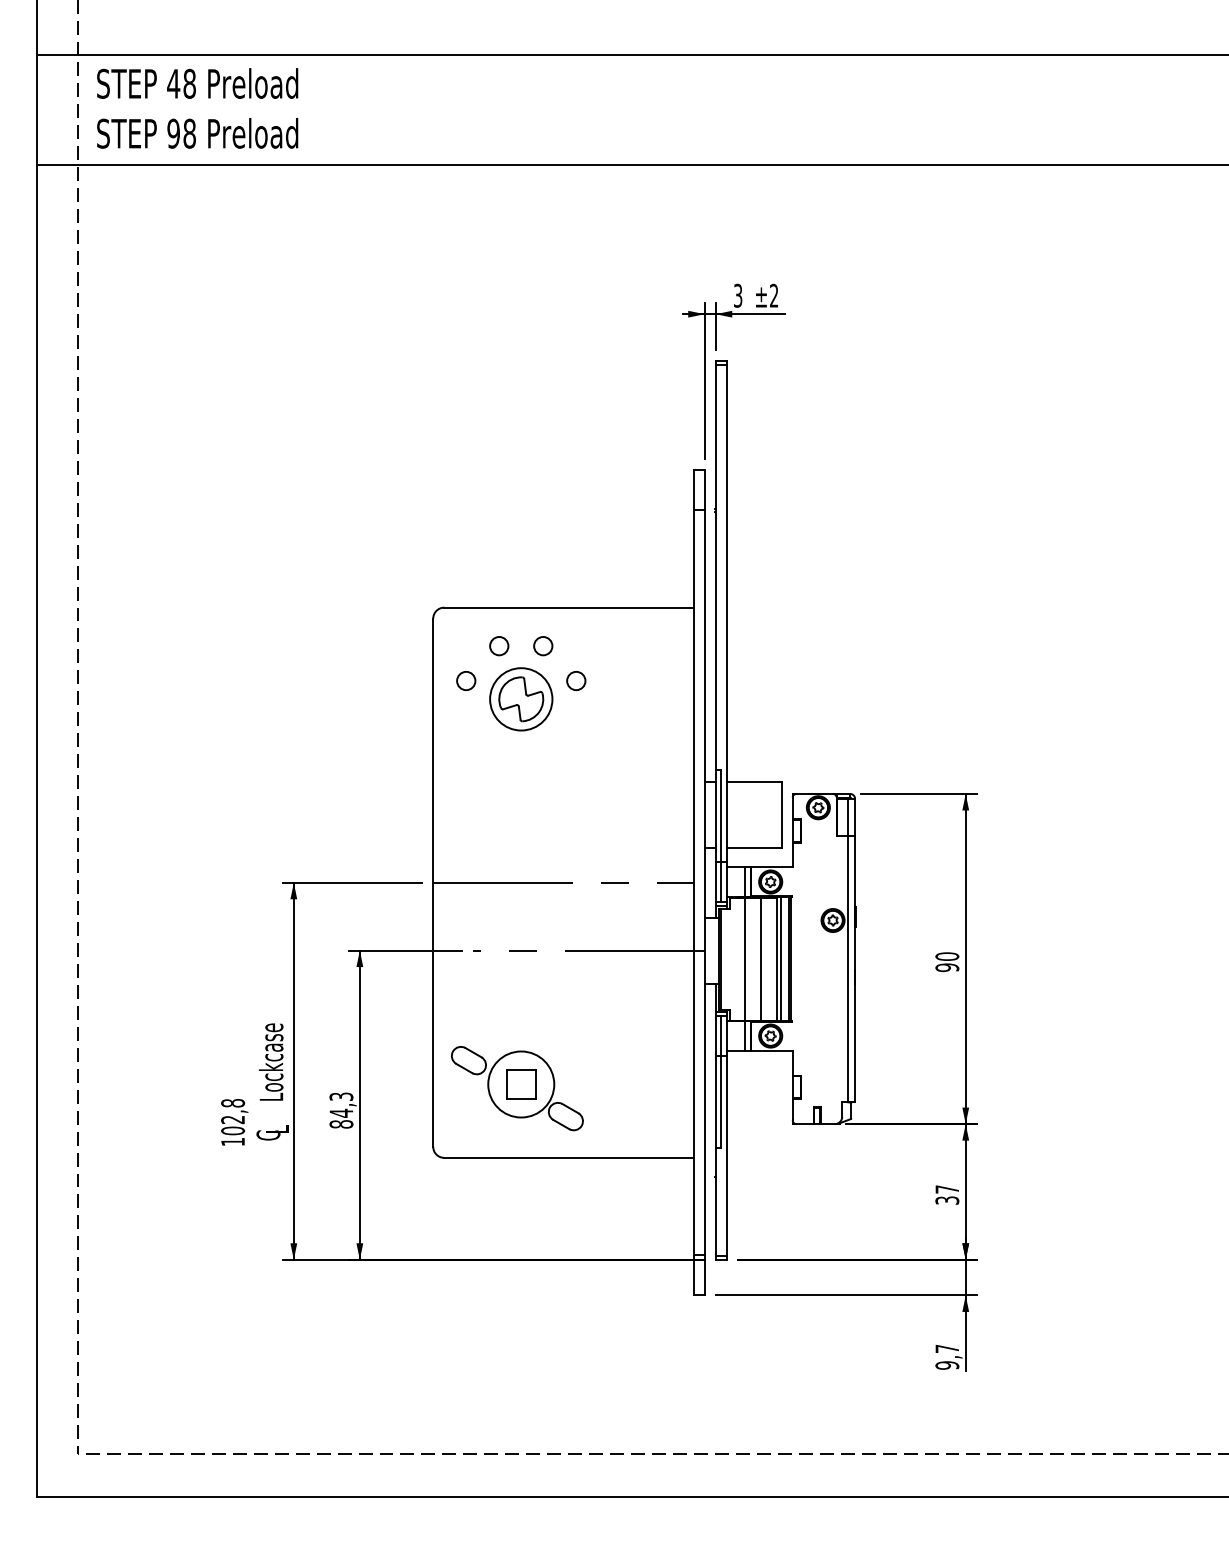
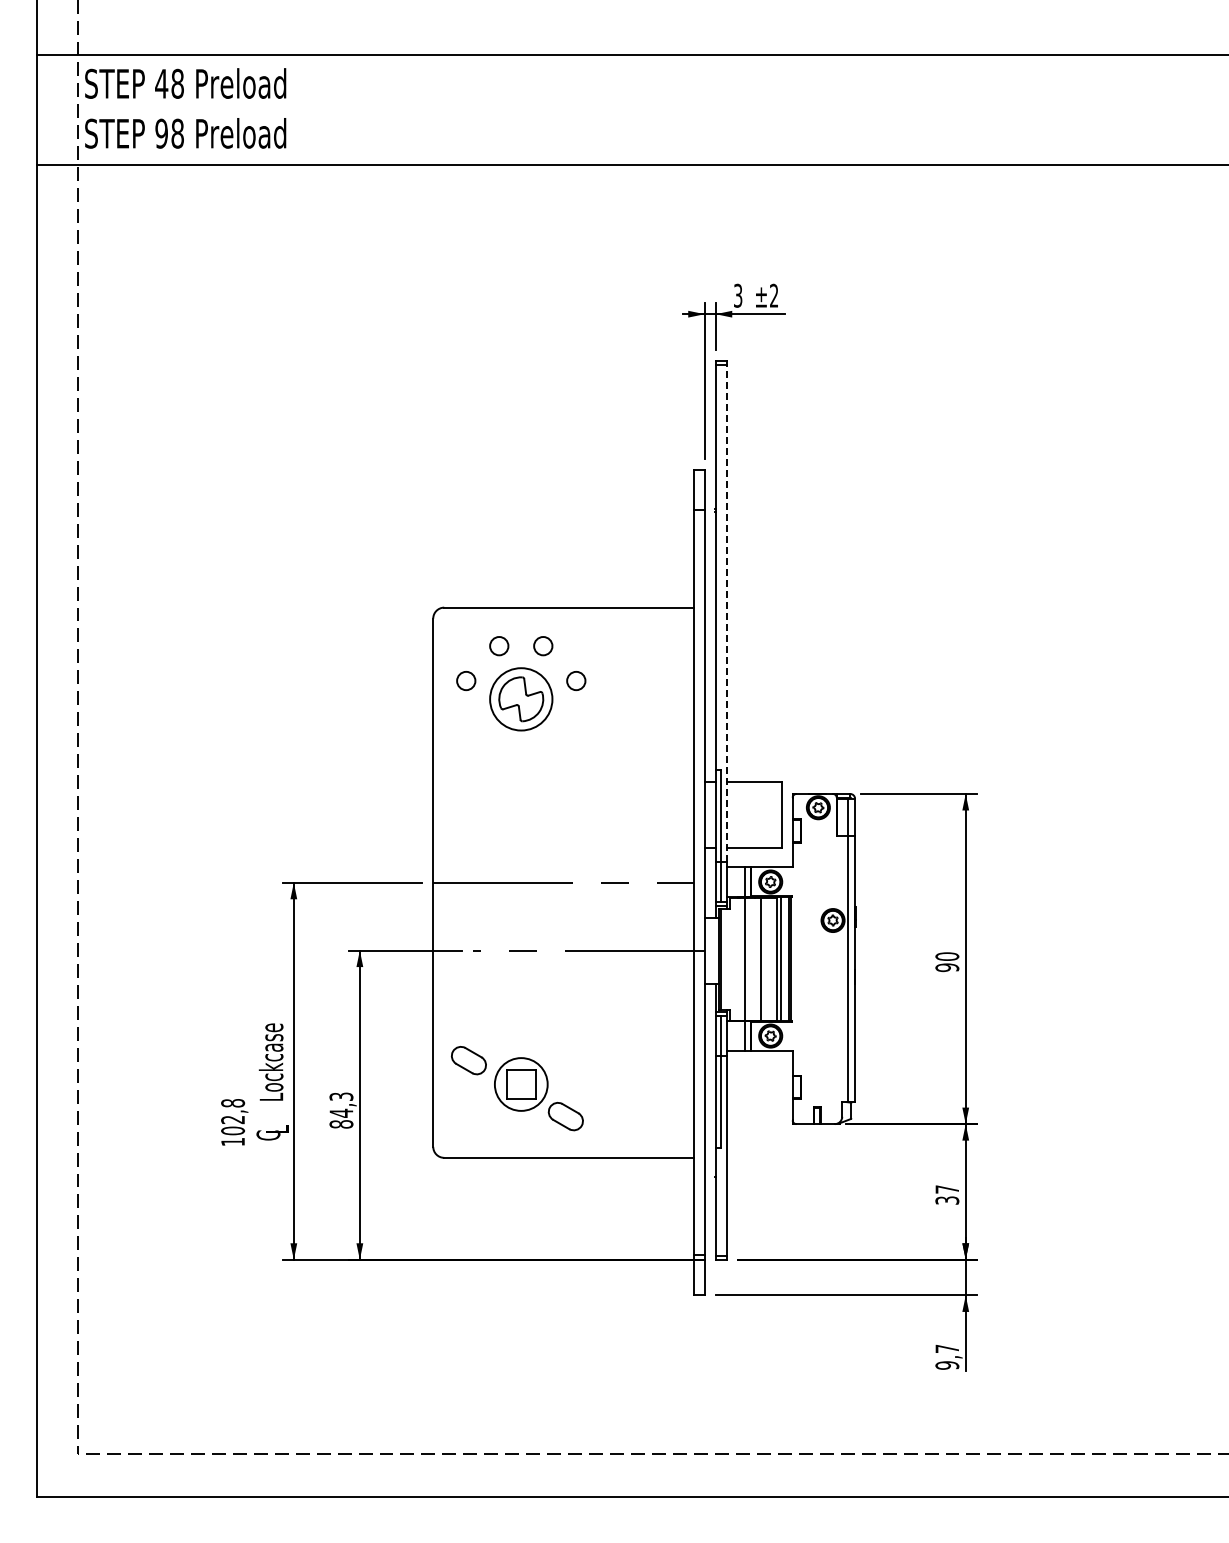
text position: (197, 108) -> (185, 108) (185, 108)
line: solid -> dashed (726, 613)
circle diameter: 66 px -> 53 px (520, 1084)
